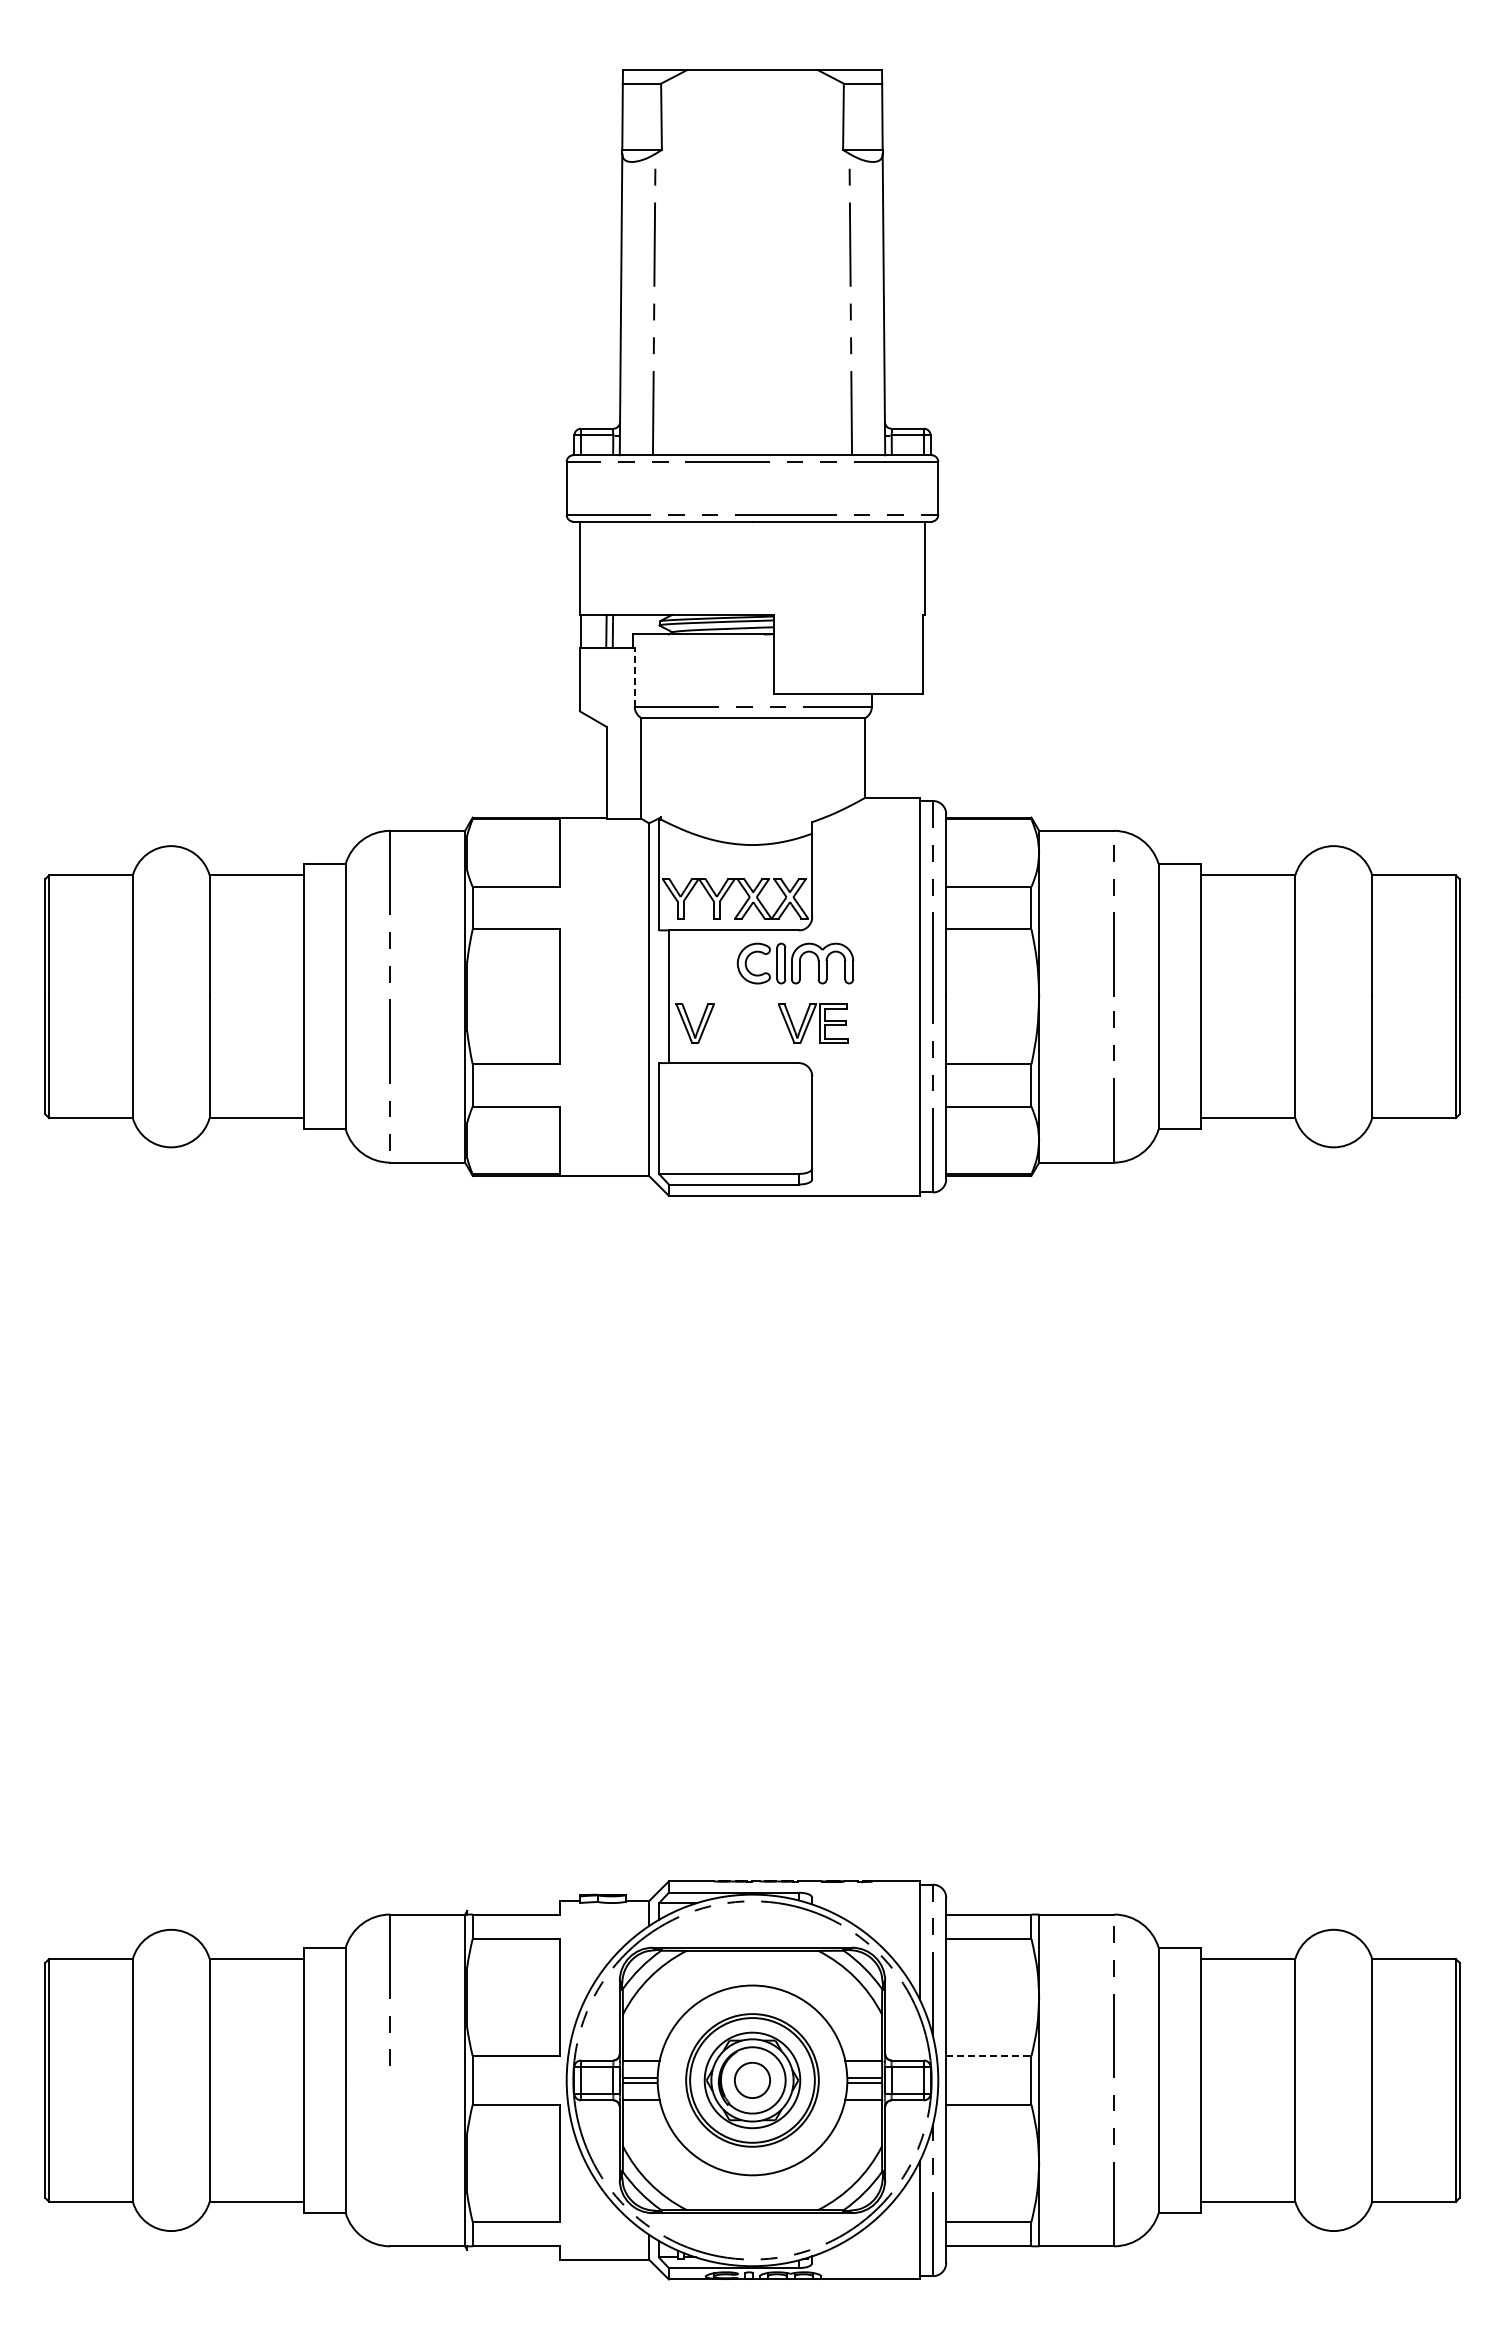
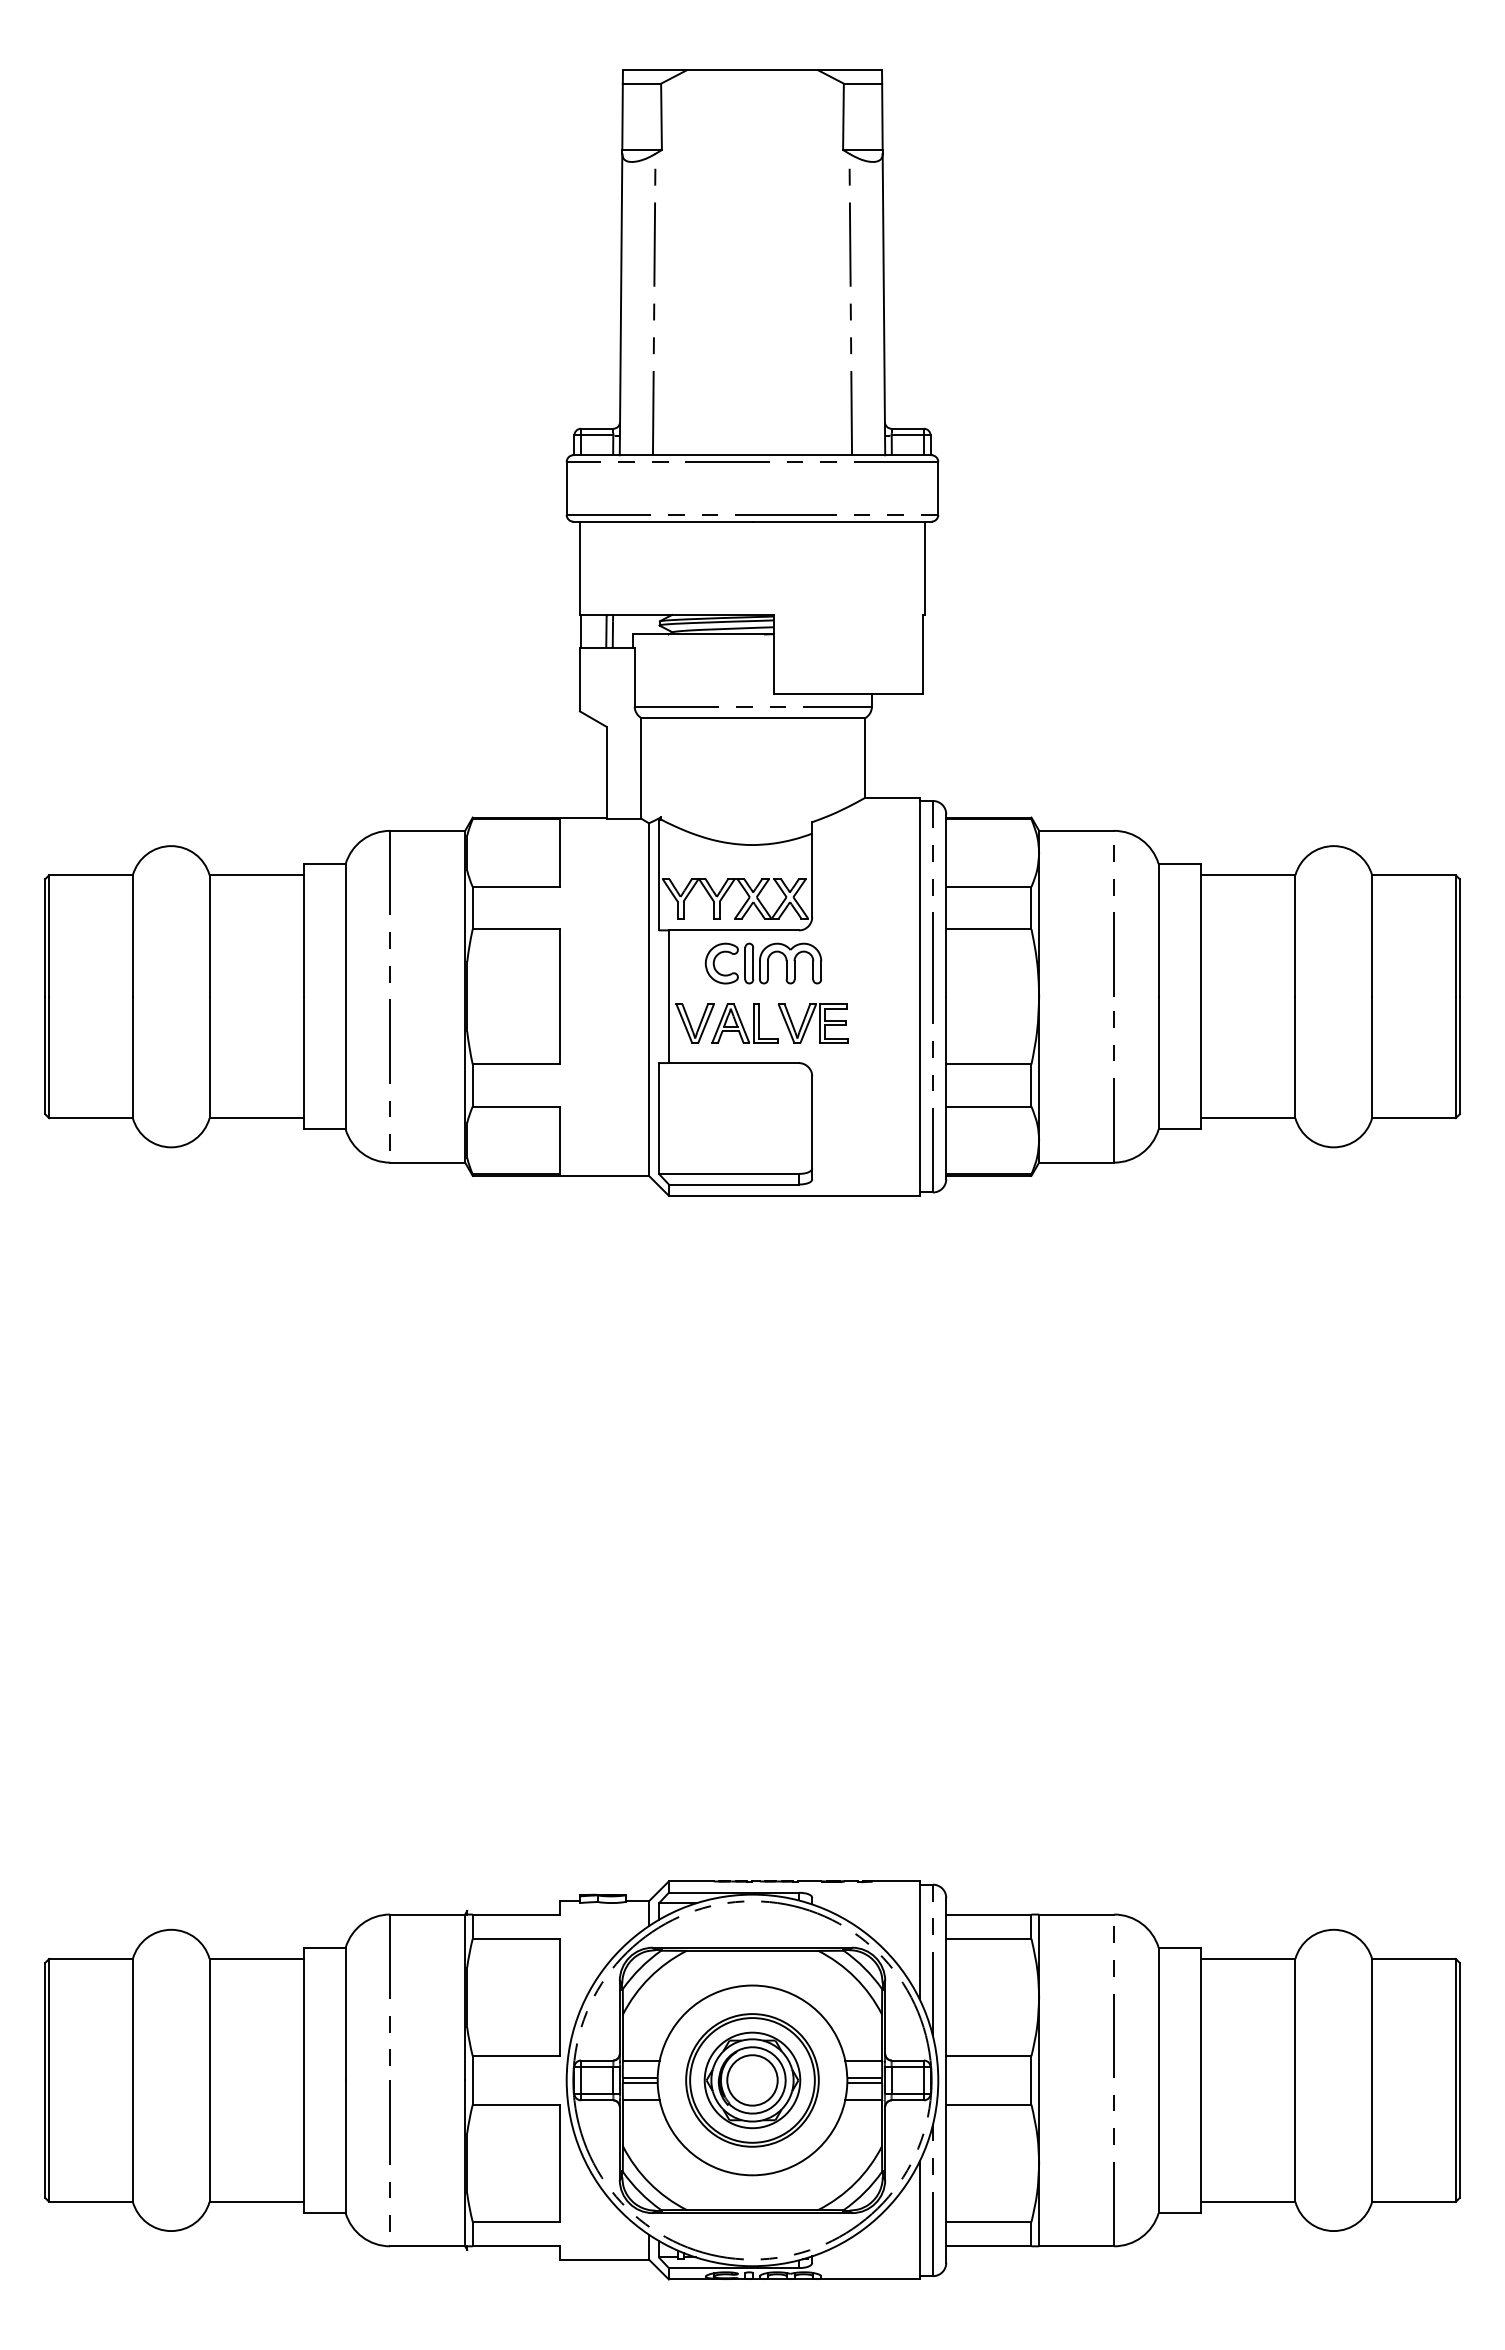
line: dashed -> solid (634, 676)
part position: (795, 963) -> (763, 963) (763, 963)
part: none -> present (744, 1023)
line: dashed -> solid (988, 2056)
circle diameter: 35 px -> 50 px (752, 2080)
line: none -> present (389, 2155)
